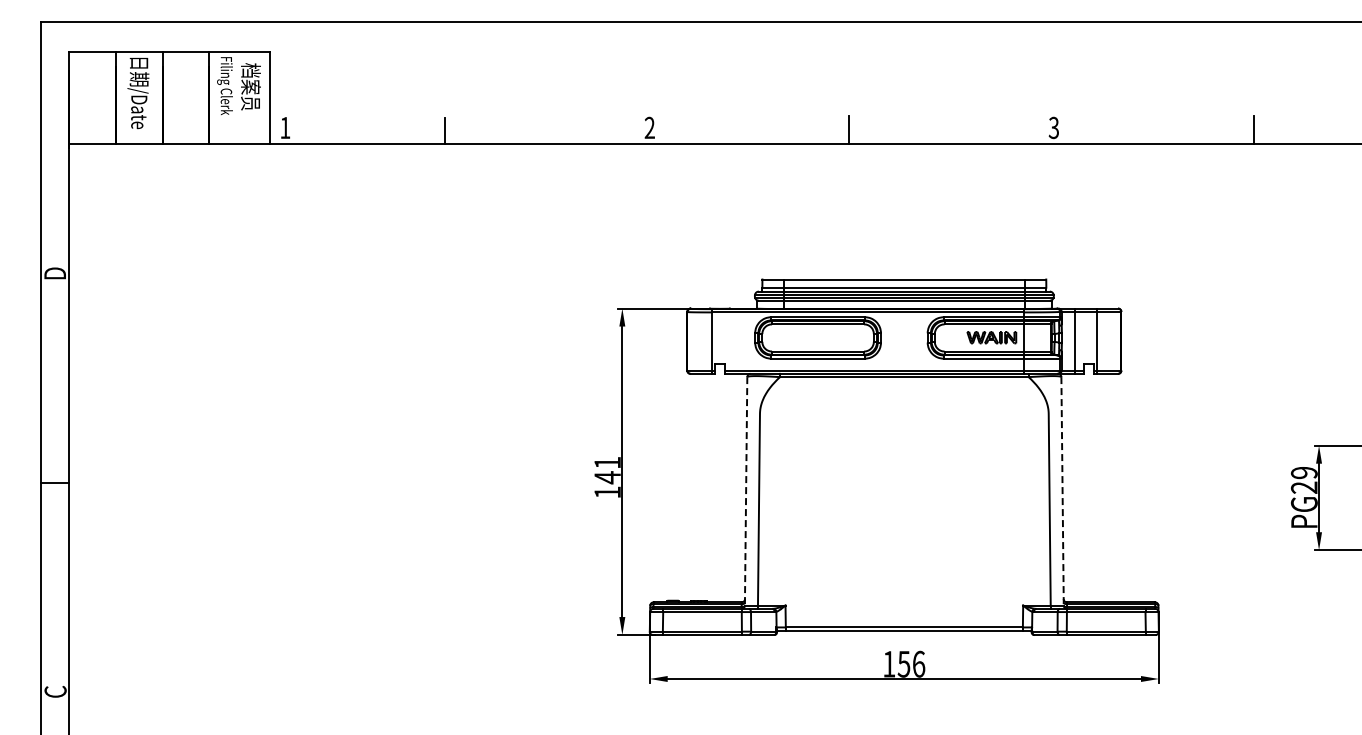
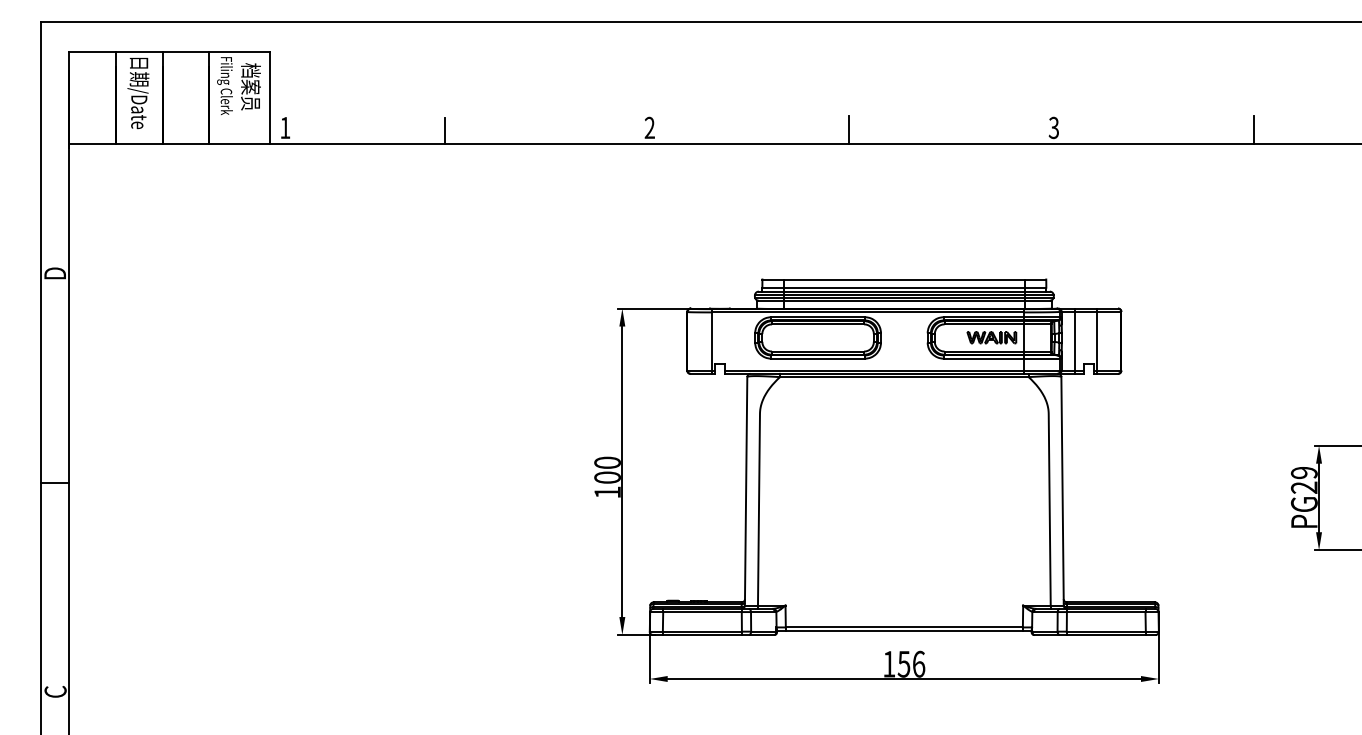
text: 141 -> 100 (607, 470)
line: dashed -> solid (746, 491)
line: dashed -> solid (1062, 491)
